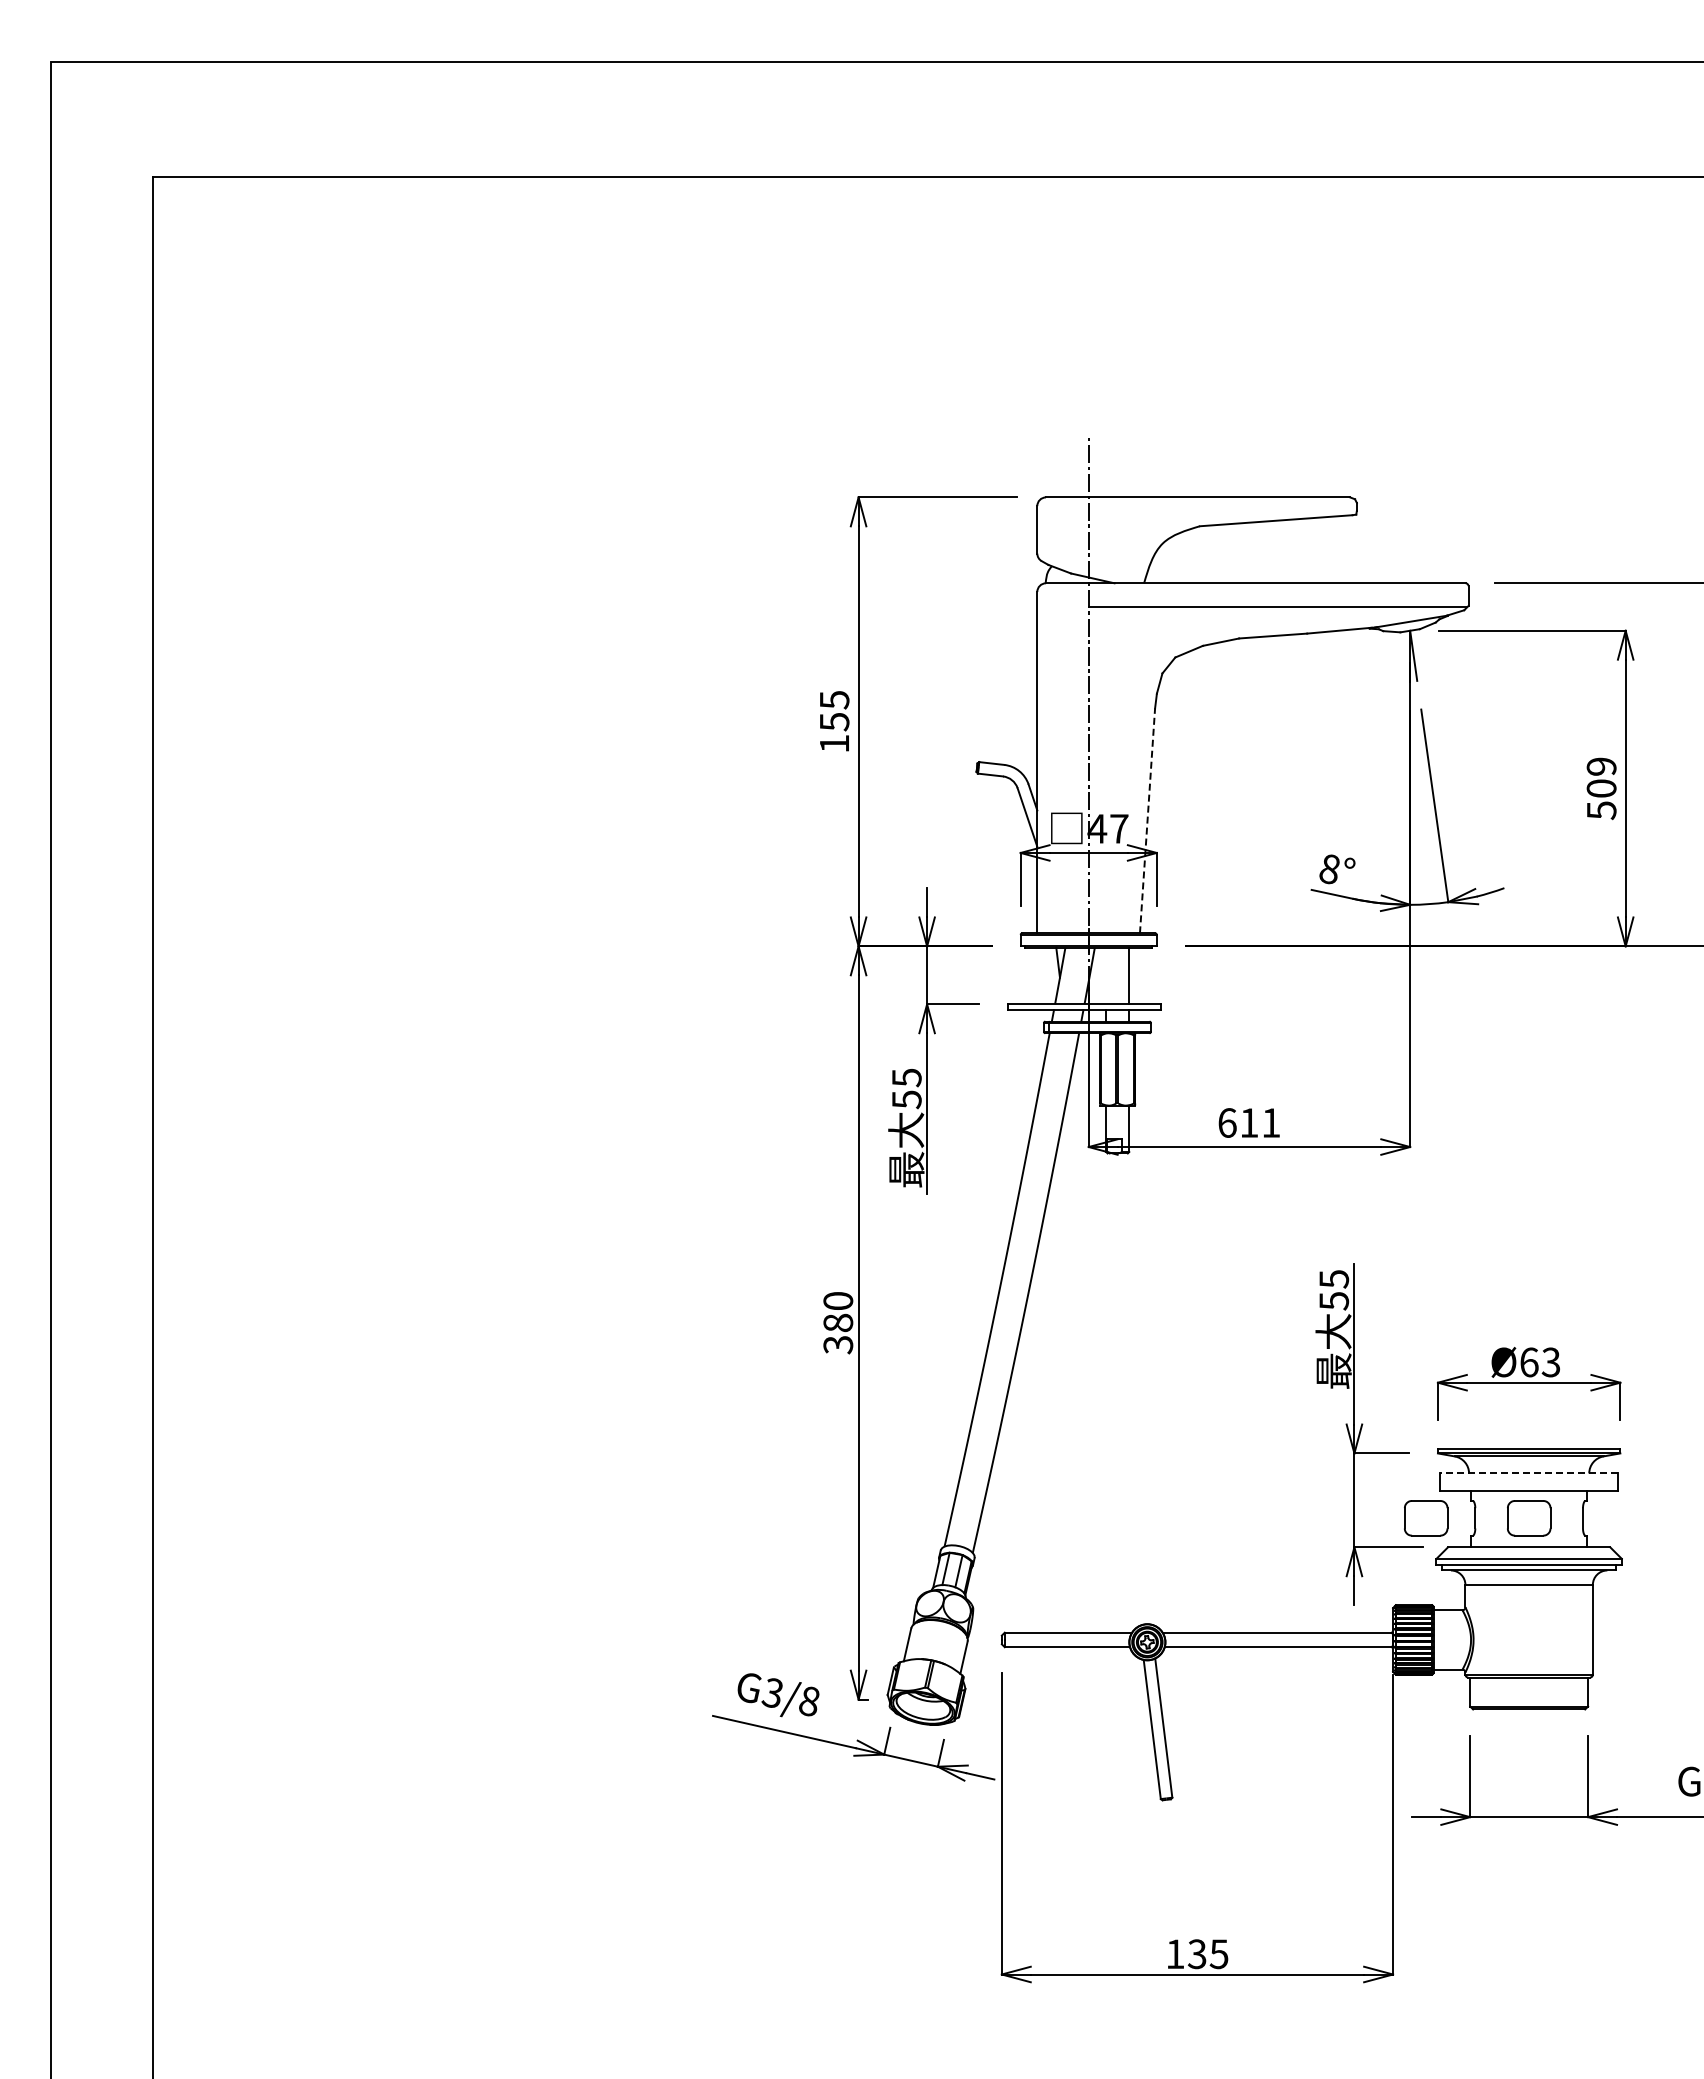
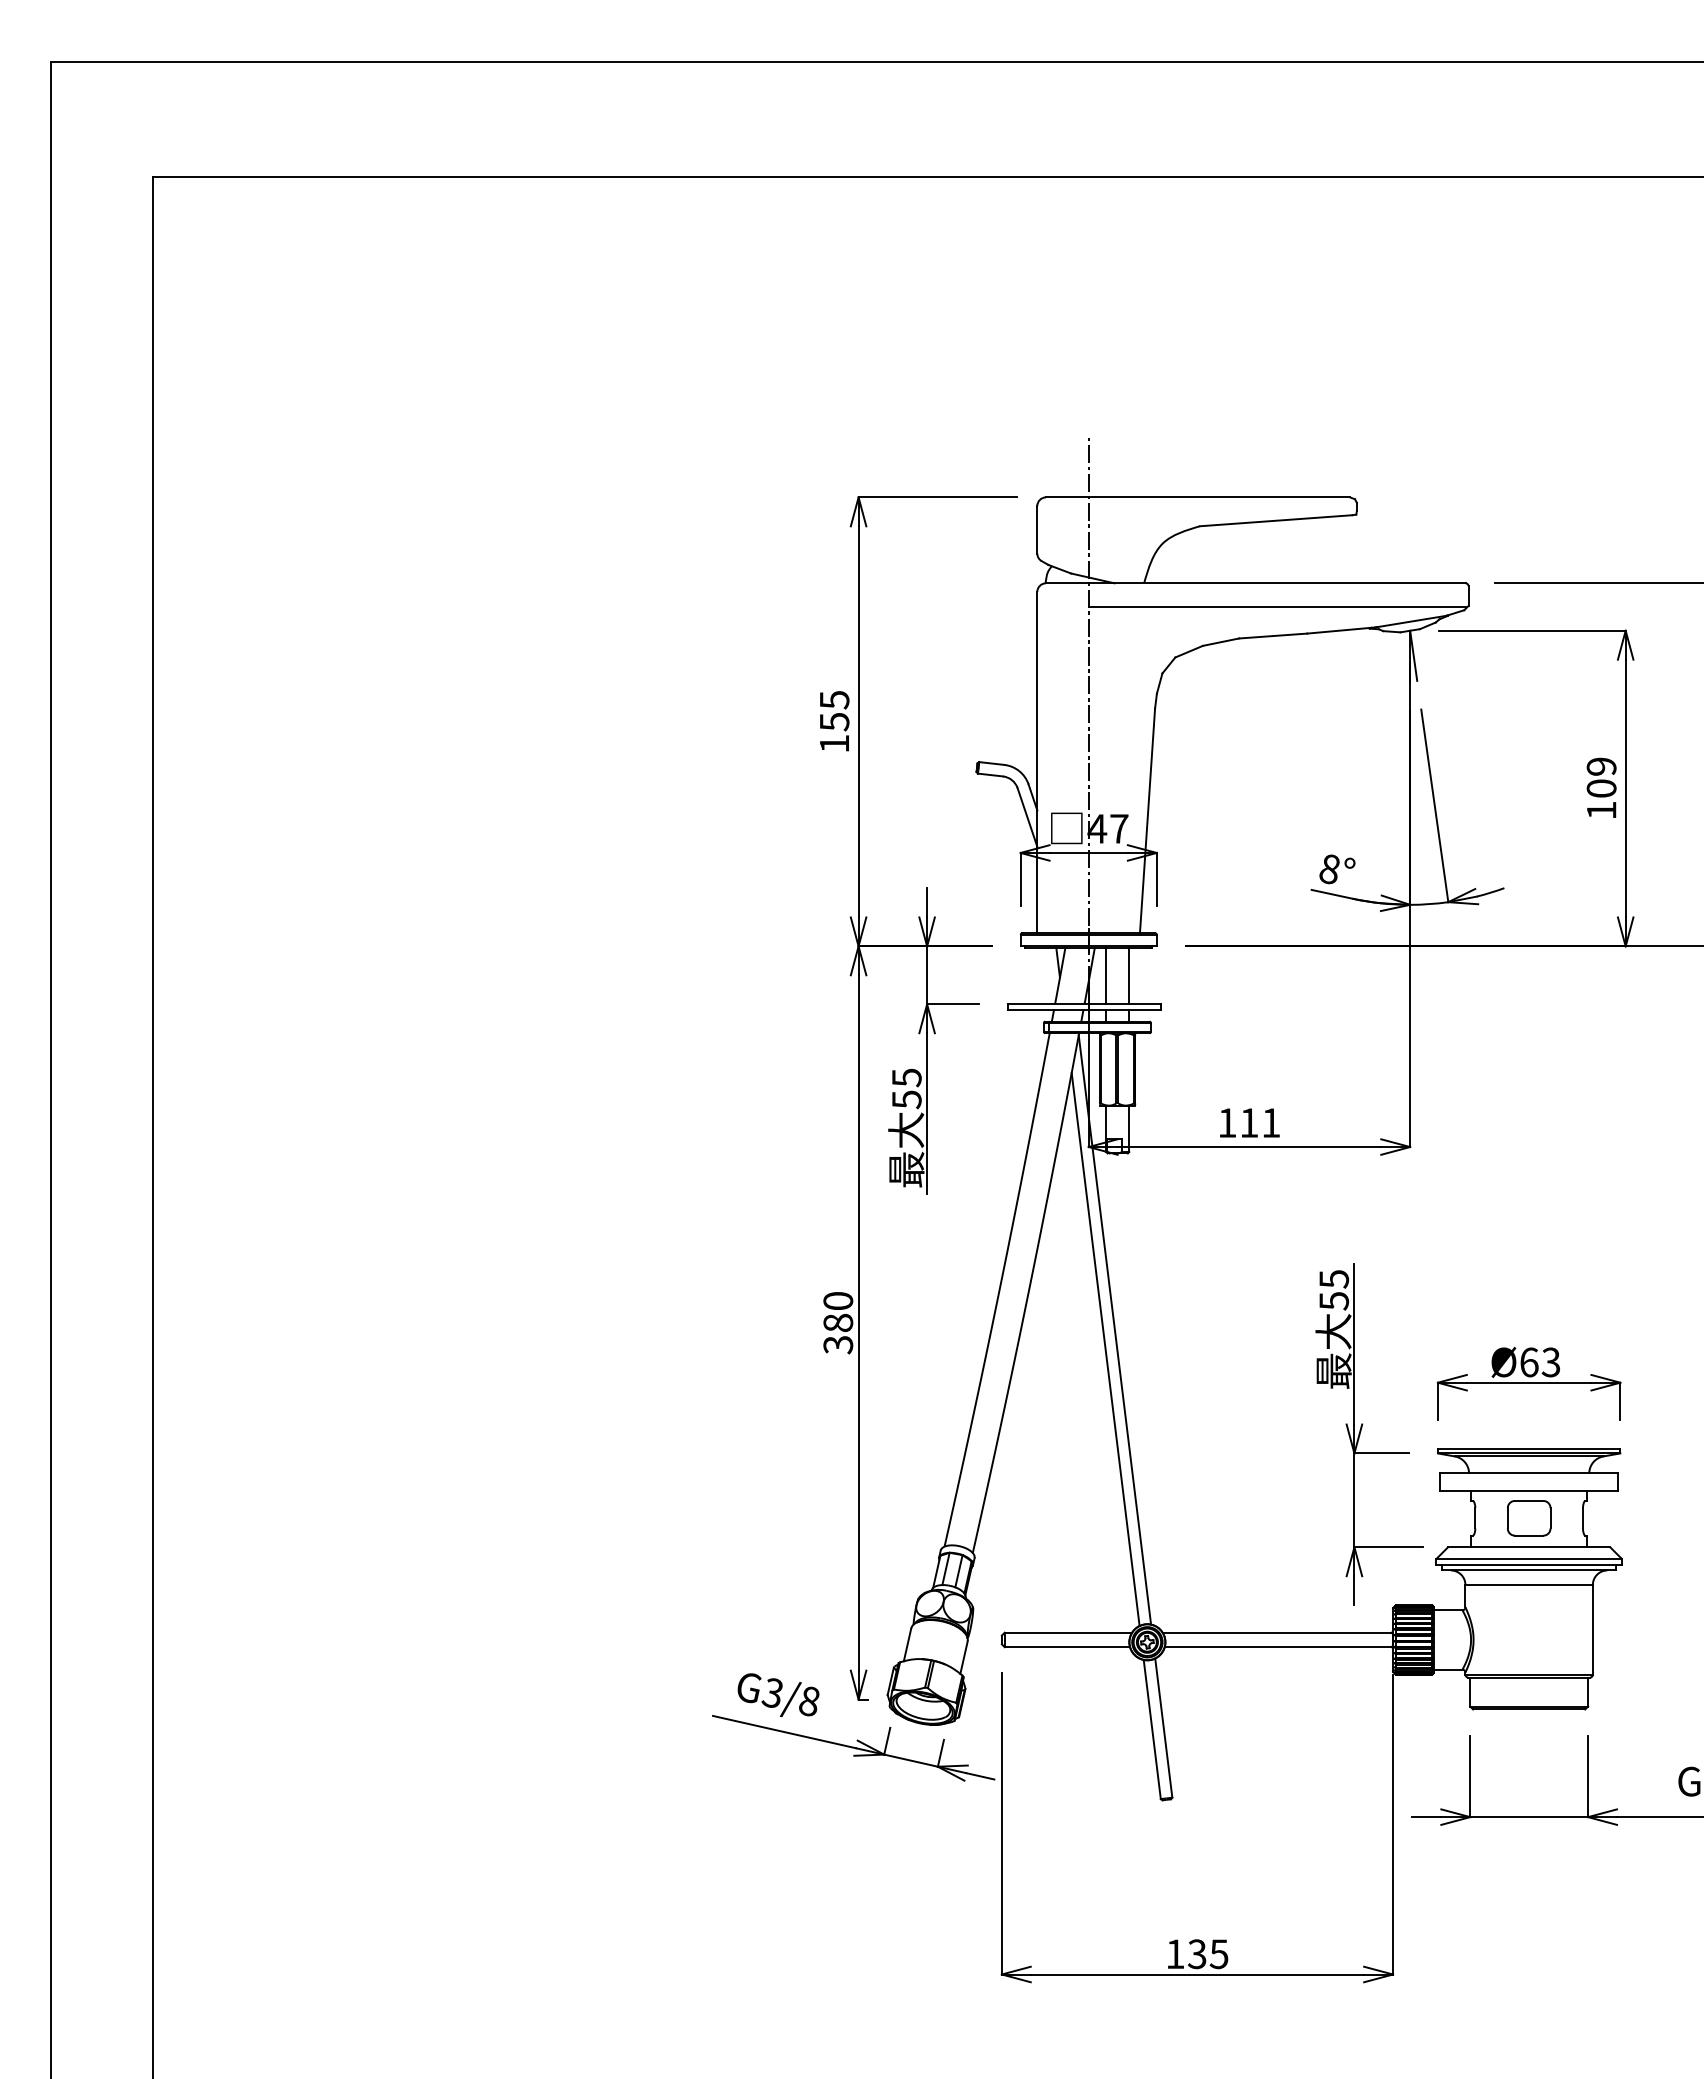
text: 509 -> 109 (1601, 810)
line: dashed -> solid (1147, 820)
line: none -> present (1106, 975)
text: 611 -> 111 (1227, 1122)
line: none -> present (1114, 1329)
line: none -> present (1105, 1349)
line: dashed -> solid (1528, 1473)
part: present -> none (1426, 1518)
